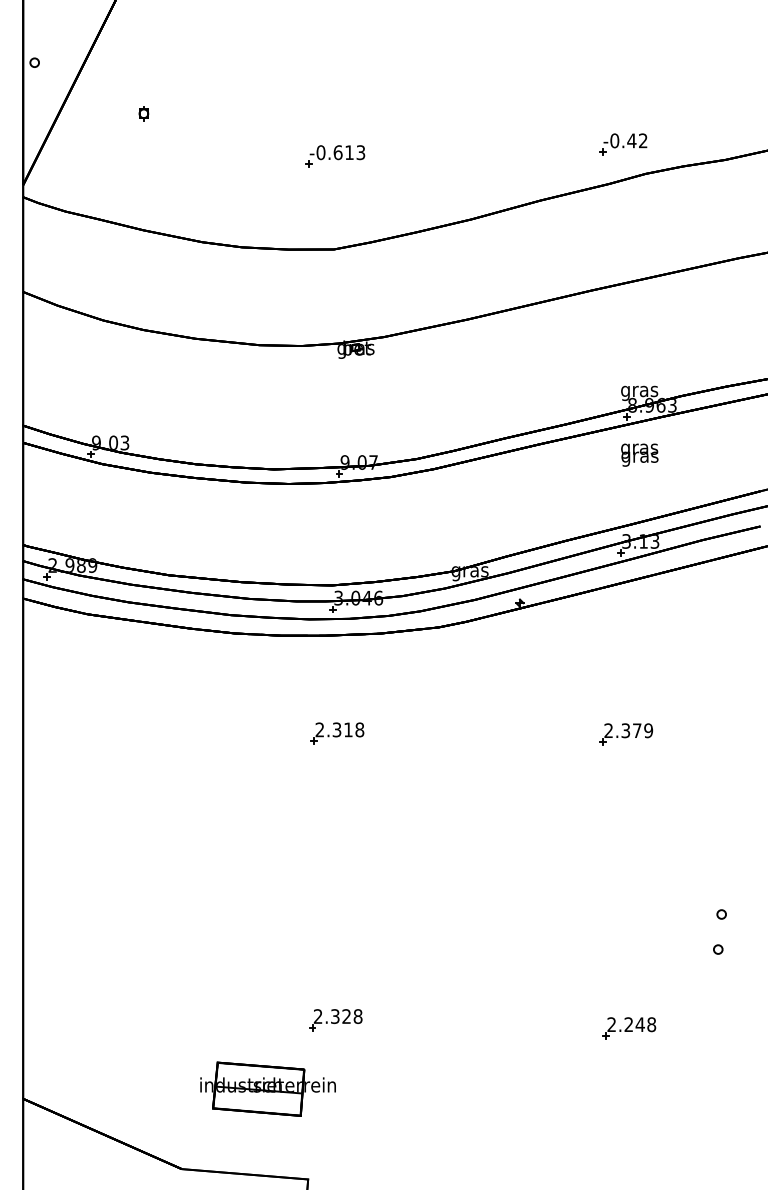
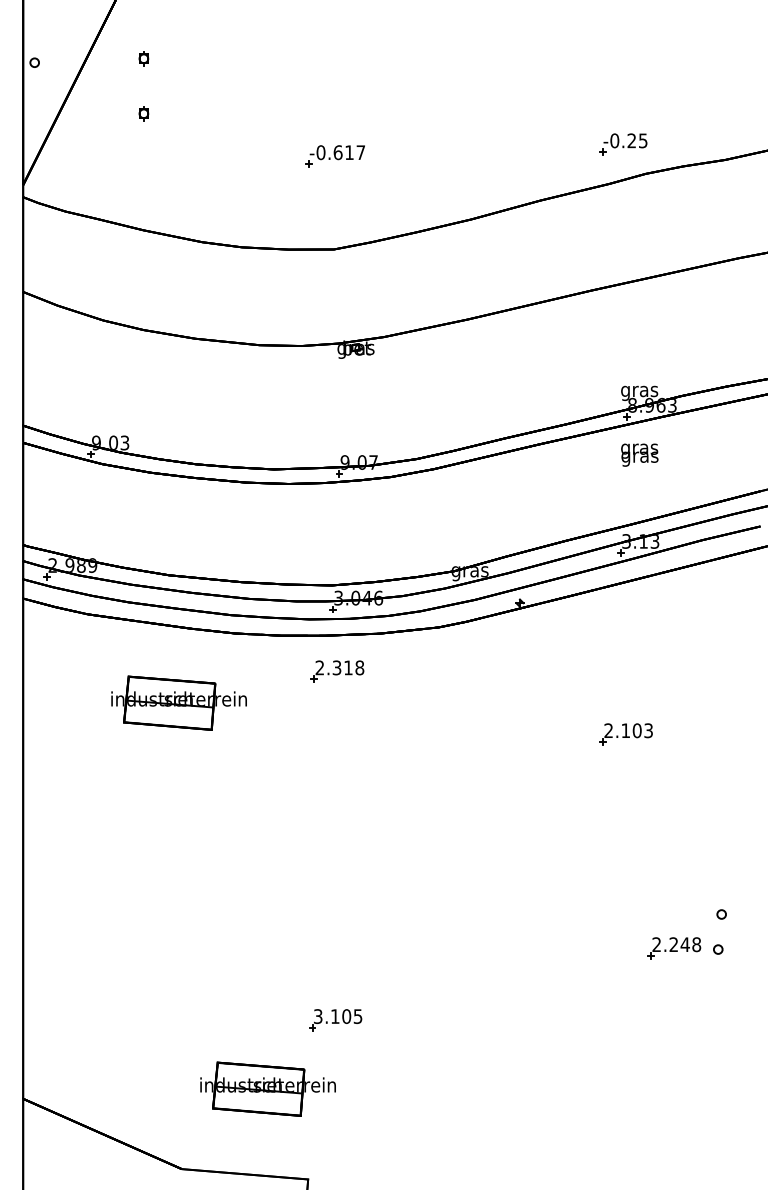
part: none -> present (143, 58)
text: -0.42 -> -0.25 (637, 140)
text: -0.613 -> -0.617 (360, 152)
part: none -> present (178, 702)
text: 2.379 -> 2.103 (637, 730)
part position: (337, 733) -> (337, 671) (337, 671)
text: 2.328 -> 3.105 (338, 1016)
part position: (629, 1028) -> (674, 948) (674, 948)
